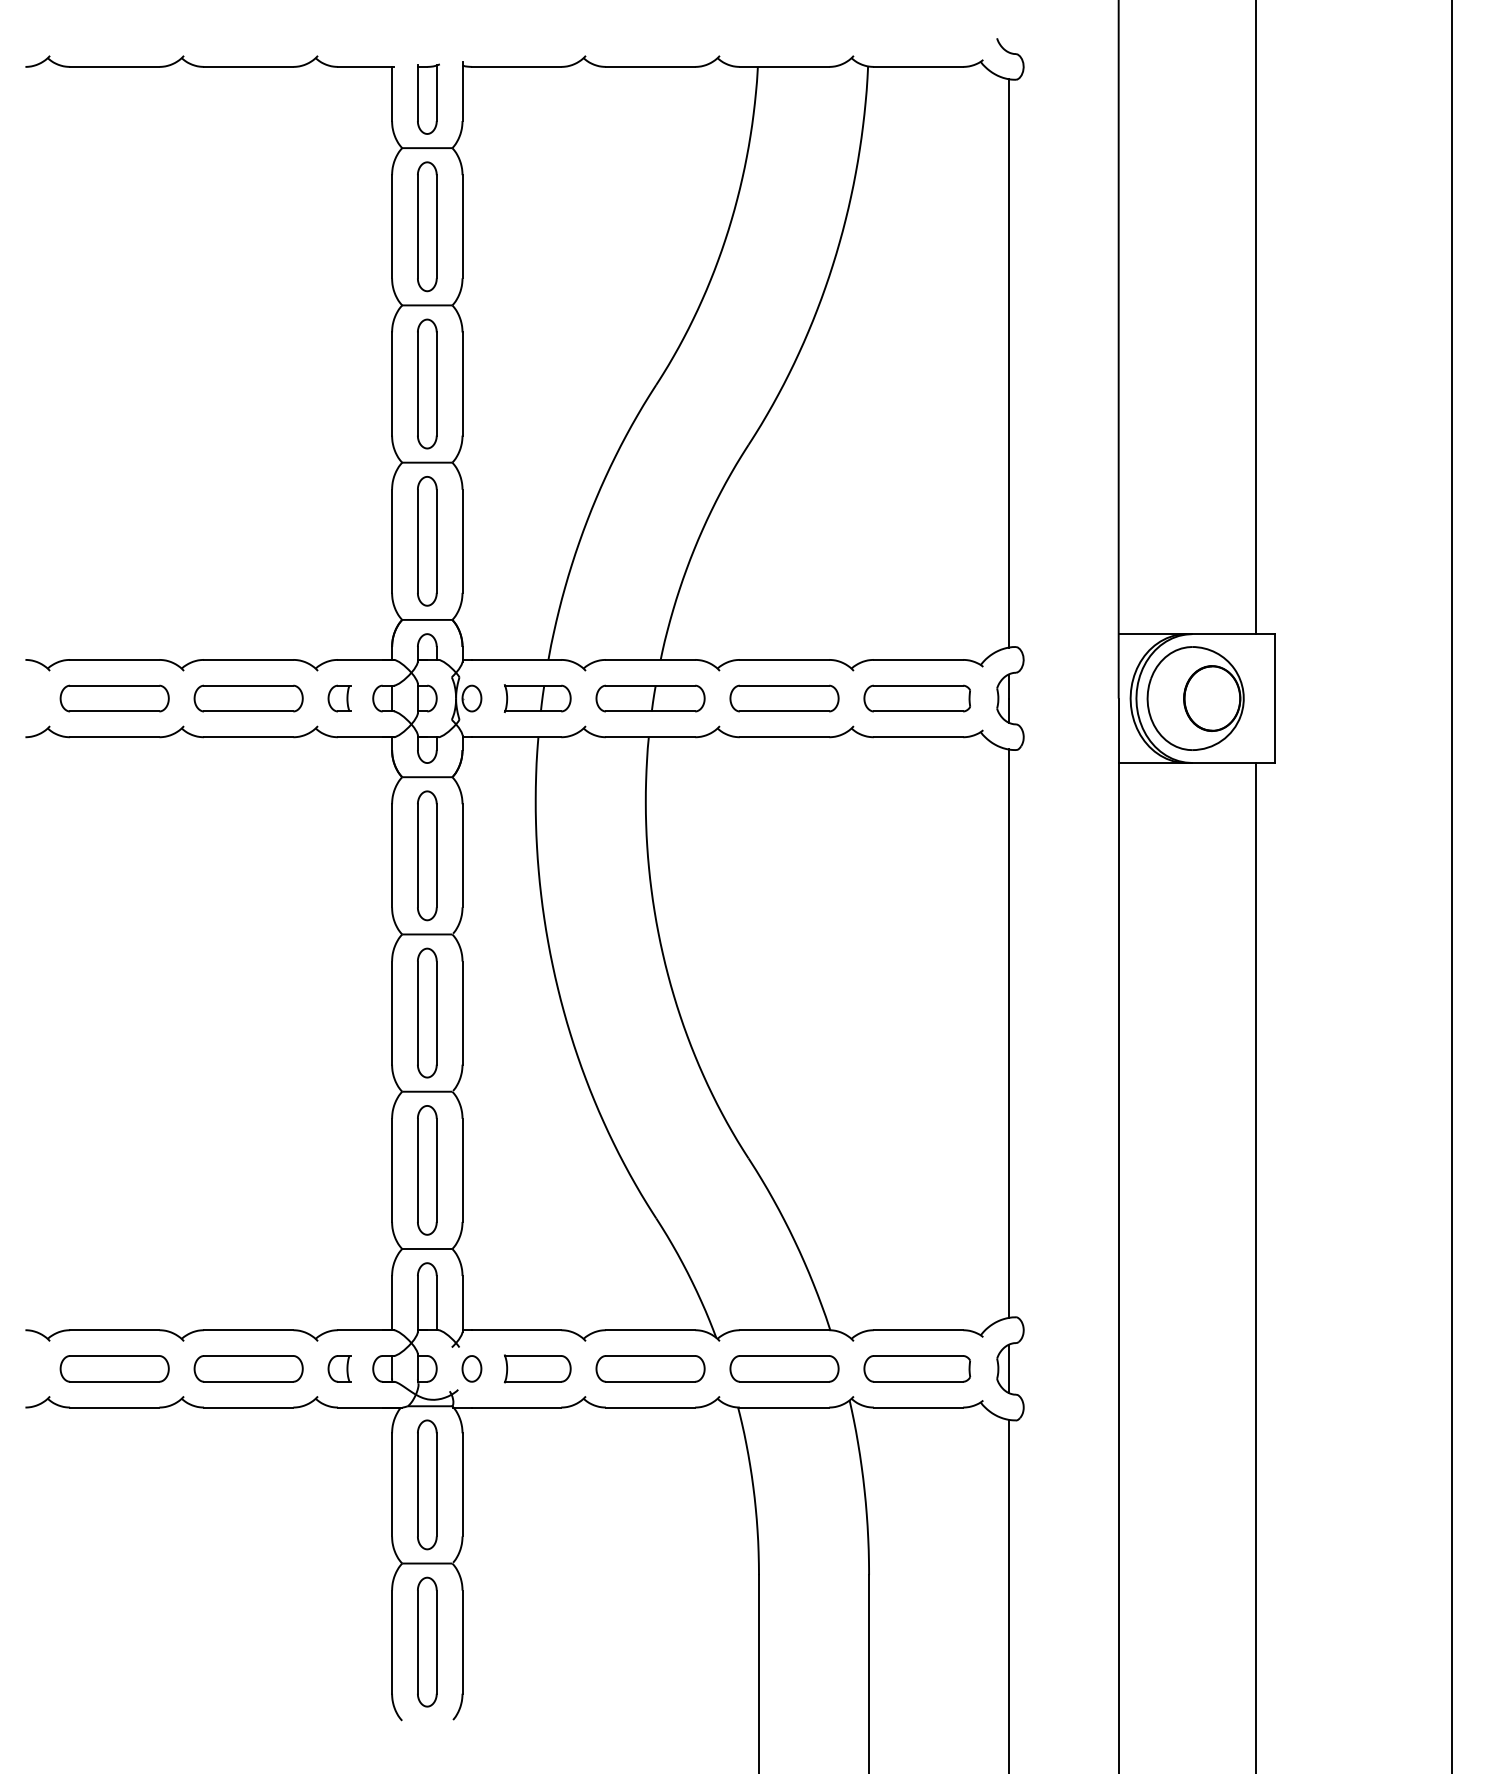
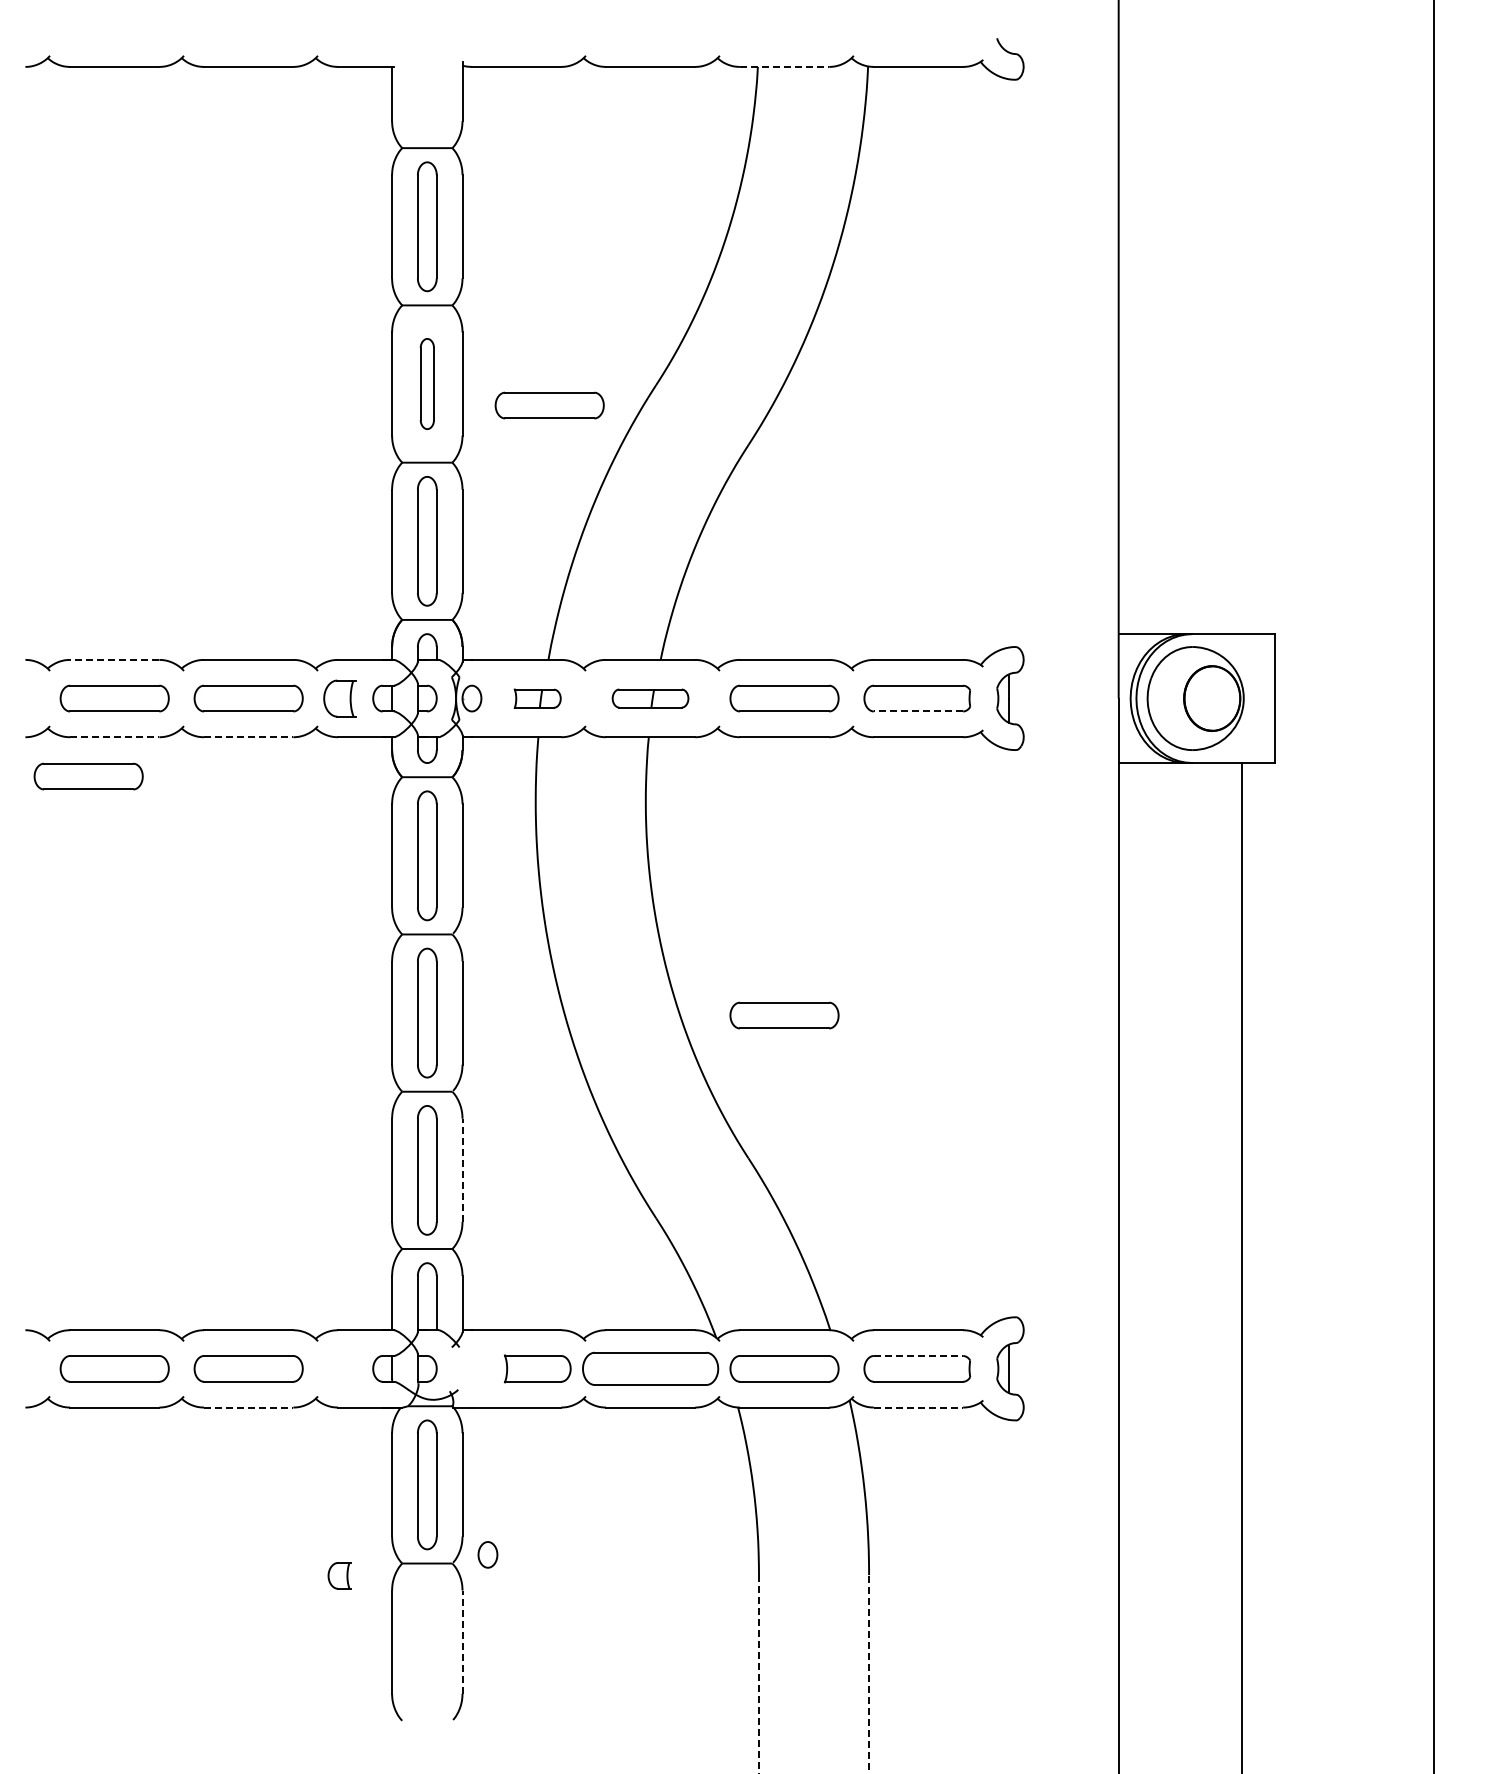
line: solid -> dashed (784, 66)
part: present -> none (428, 98)
line: present -> none (1255, 318)
line: present -> none (1008, 363)
part size: 21x132 px -> 16x92 px (426, 383)
part: none -> present (549, 405)
line: solid -> dashed (114, 659)
part size: 25x29 px -> 34x39 px (339, 698)
part size: 69x30 px -> 49x21 px (537, 698)
part size: 111x29 px -> 79x21 px (650, 698)
line: solid -> dashed (918, 711)
line: solid -> dashed (114, 737)
line: solid -> dashed (248, 737)
part: none -> present (88, 776)
line position: (1452, 886) -> (1434, 886) (1434, 886)
part: none -> present (784, 1015)
line: present -> none (1008, 1033)
line: solid -> dashed (462, 1170)
line position: (1255, 1266) -> (1241, 1266) (1241, 1266)
line: solid -> dashed (918, 1355)
part position: (339, 1368) -> (339, 1575) (339, 1575)
part position: (471, 1368) -> (487, 1554) (487, 1554)
part size: 111x28 px -> 138x35 px (650, 1368)
line: solid -> dashed (248, 1407)
line: solid -> dashed (918, 1407)
line: present -> none (1008, 1594)
part: present -> none (427, 1641)
line: solid -> dashed (462, 1642)
line: solid -> dashed (759, 1674)
line: solid -> dashed (869, 1674)
